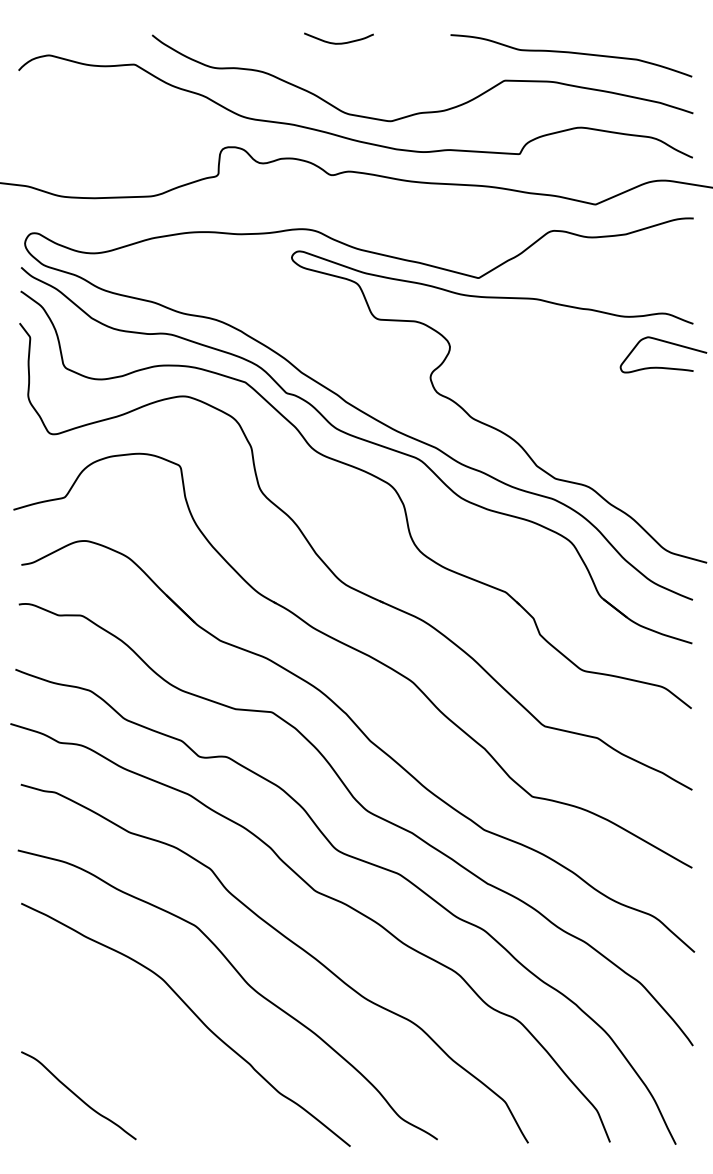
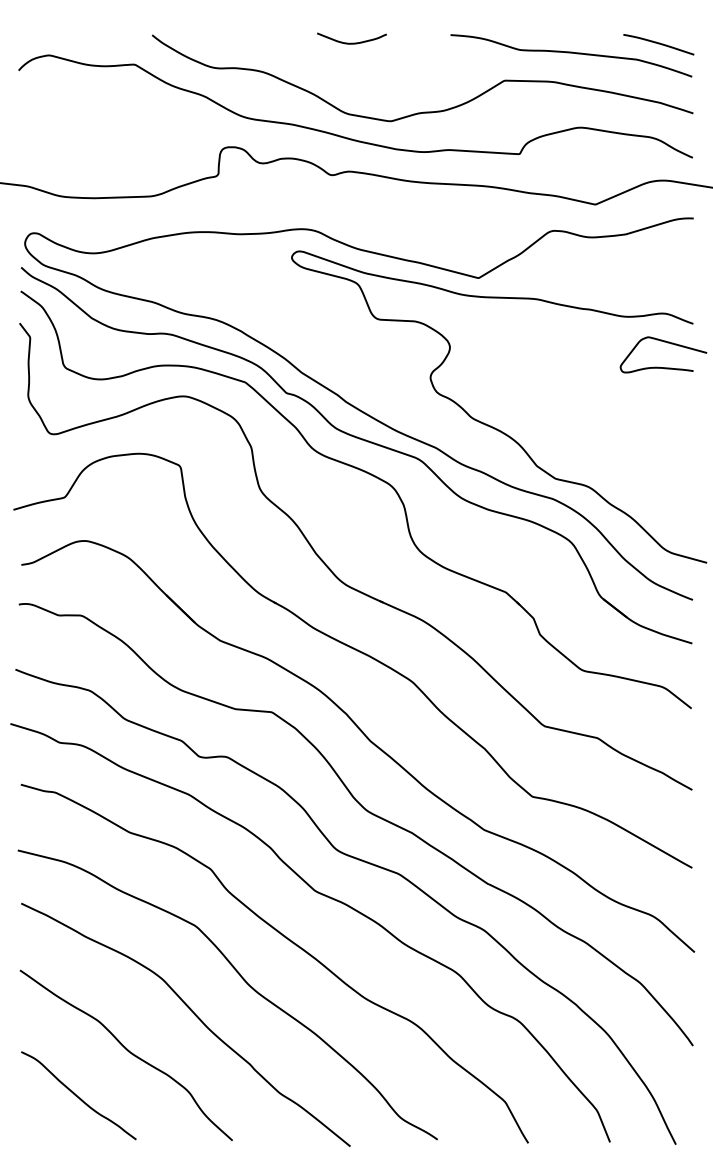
curve position: (338, 42) -> (351, 42) (351, 42)
curve: none -> present (658, 44)
curve: none -> present (127, 1051)
